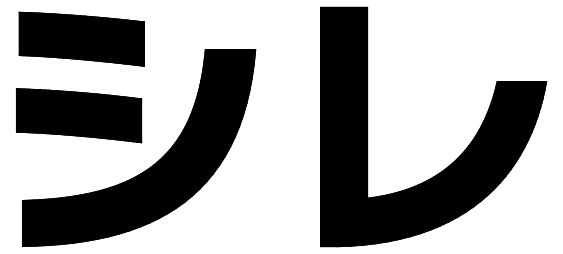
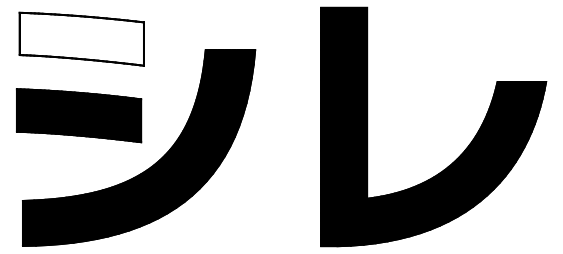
fill: present -> none (81, 38)
